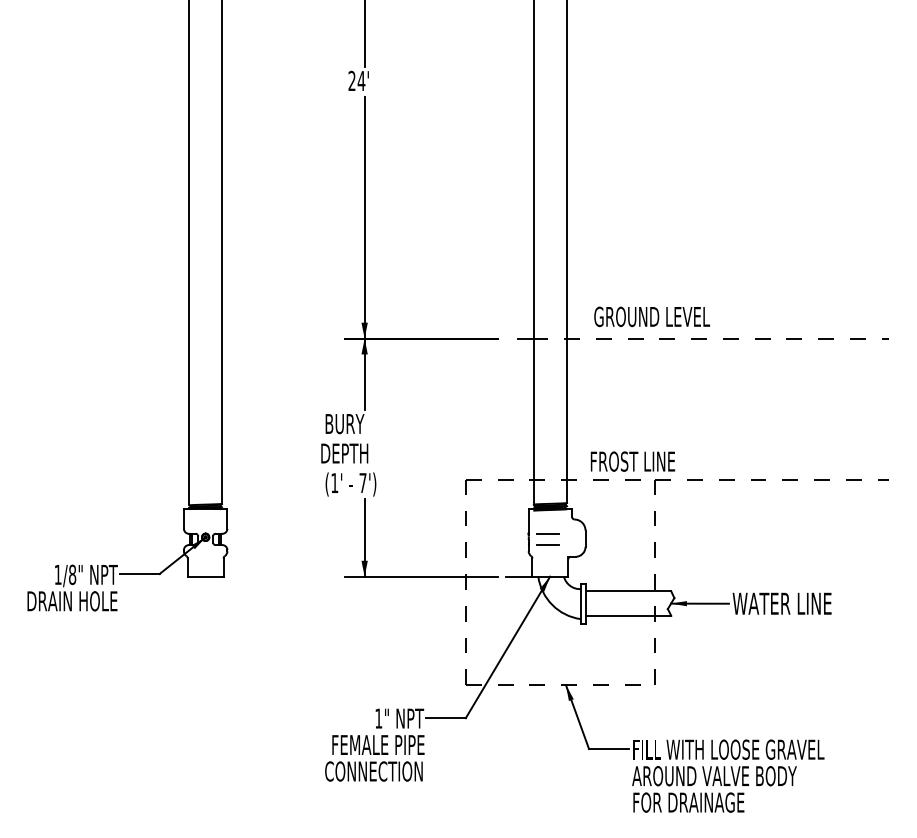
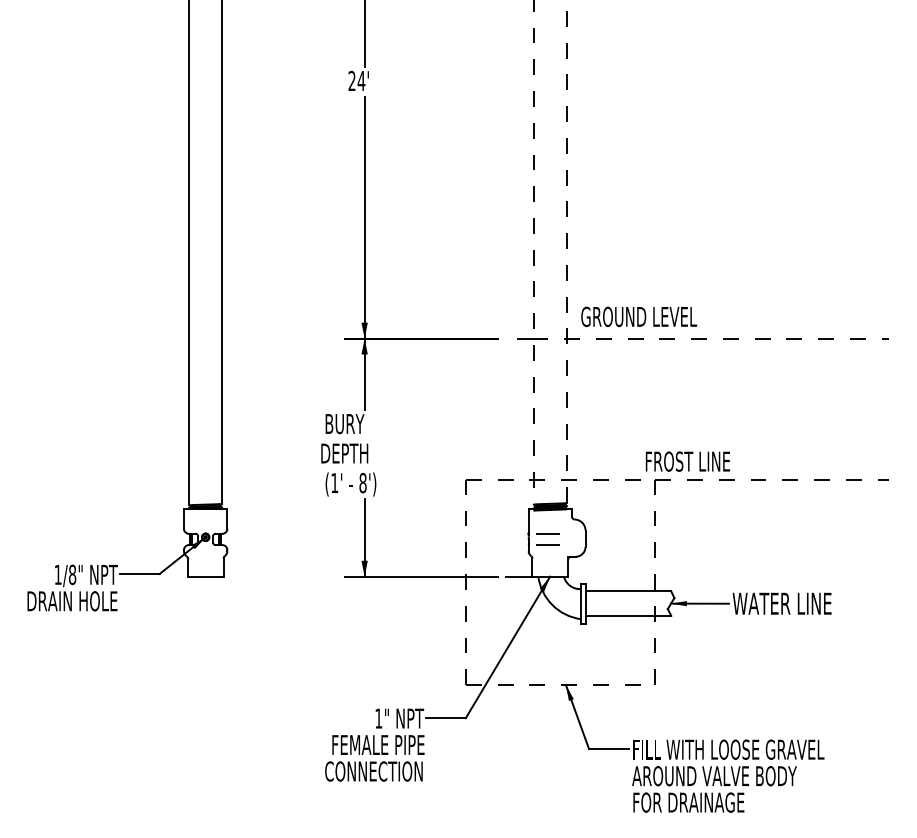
line: solid -> dashed (566, 251)
line: solid -> dashed (533, 253)
text position: (652, 316) -> (639, 316) (639, 316)
text position: (632, 461) -> (687, 461) (687, 461)
text: 7') -> 8') (362, 483)
